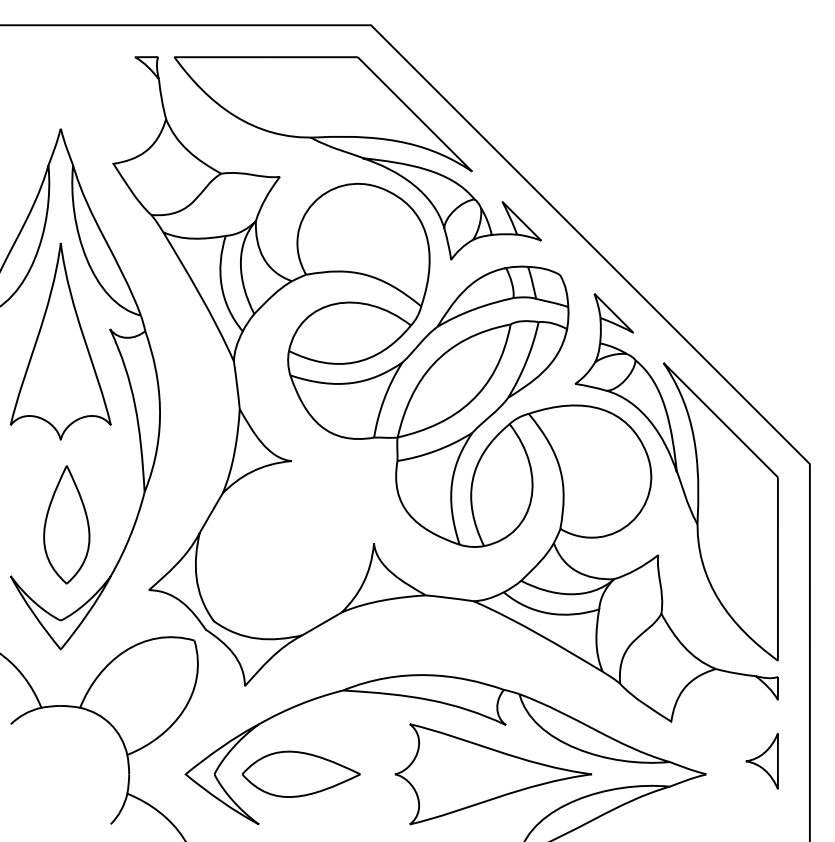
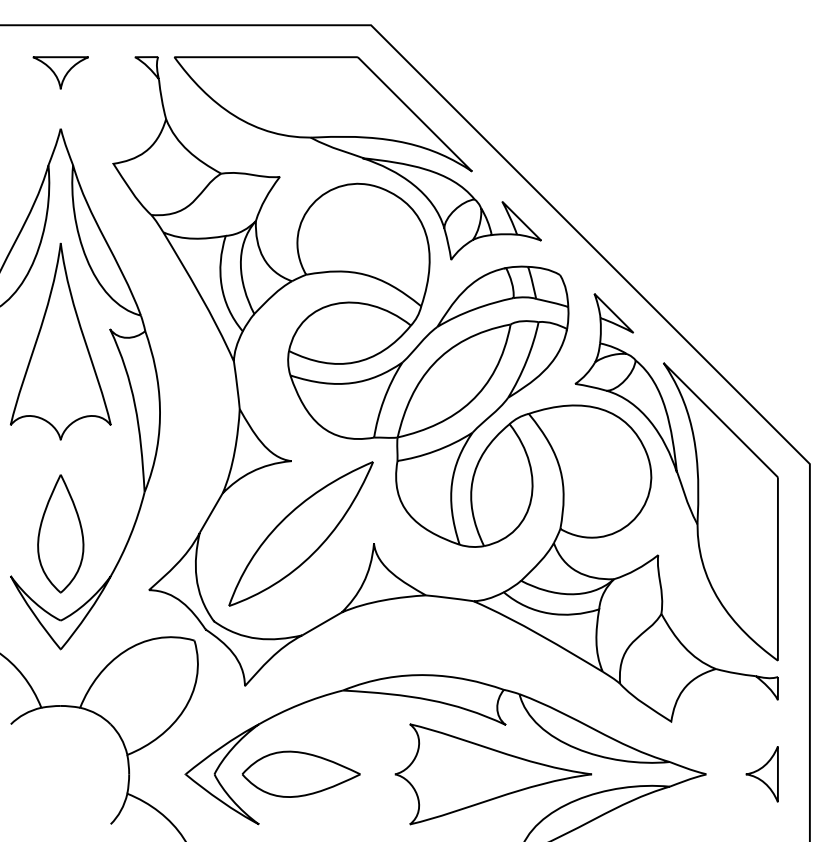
part: none -> present (60, 72)
part position: (66, 524) -> (60, 533) (60, 533)
part: none -> present (300, 533)
part position: (761, 761) -> (761, 774) (761, 774)
